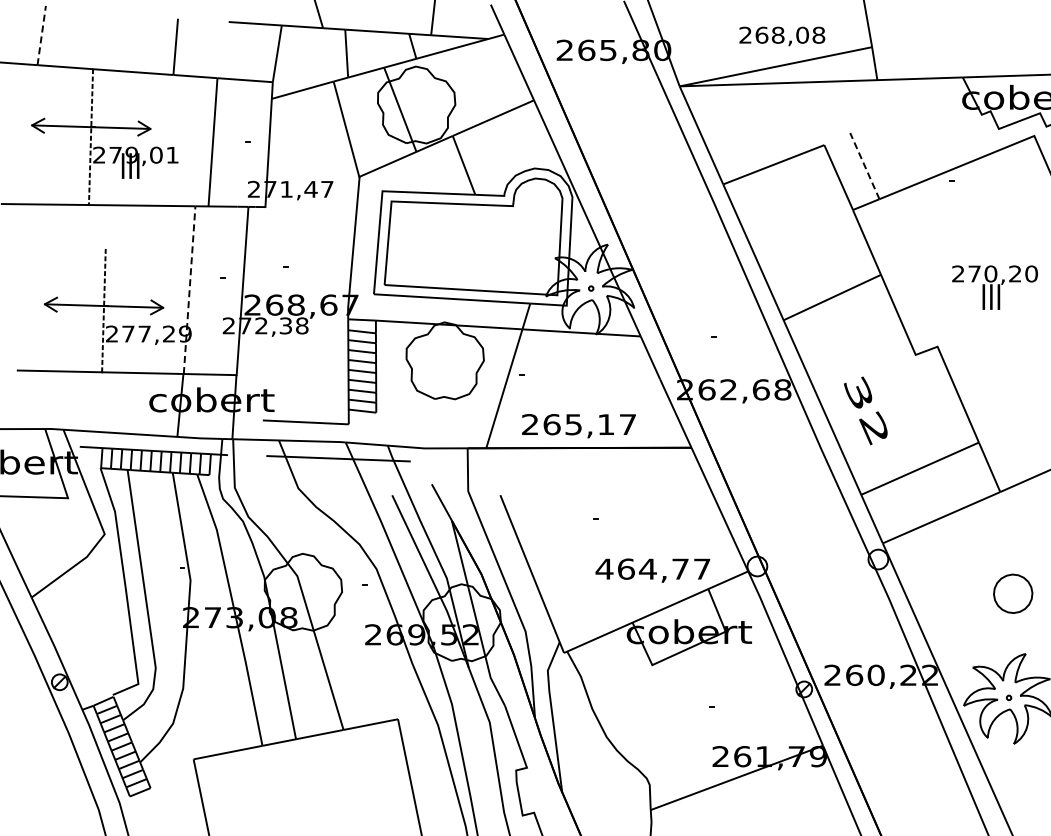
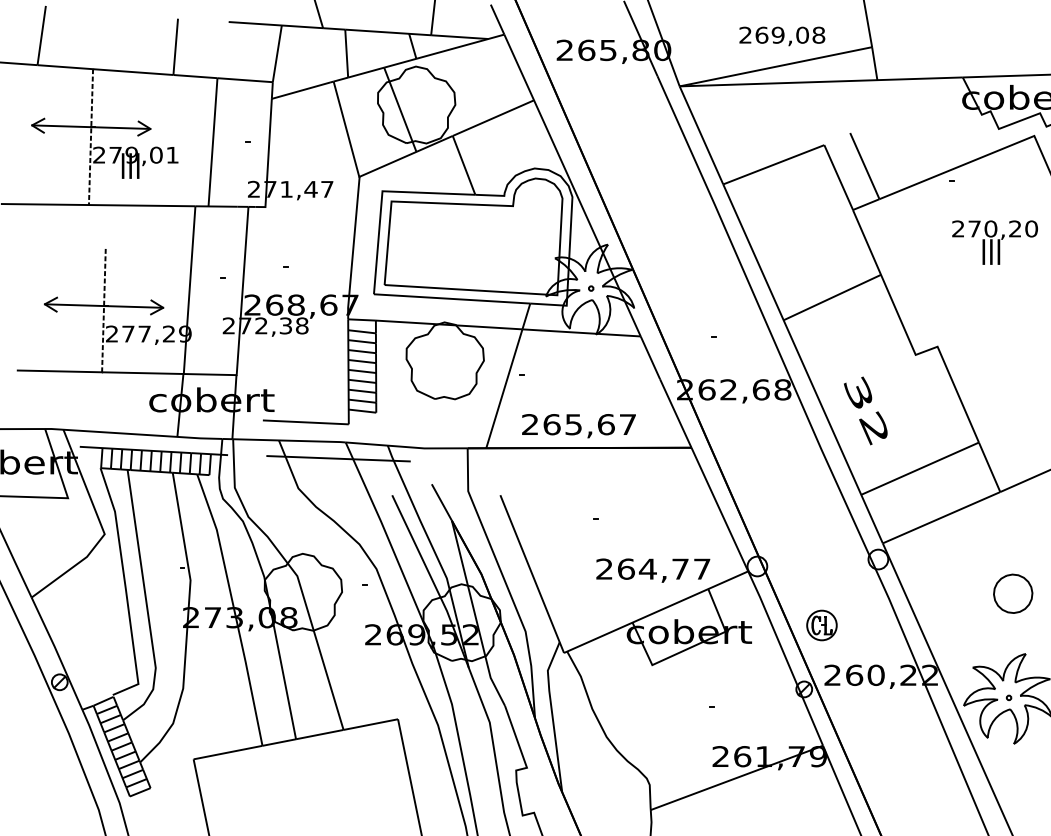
text: 268,08 -> 269,08 (777, 34)
line: dashed -> solid (41, 35)
line: dashed -> solid (864, 165)
text position: (994, 287) -> (994, 242) (994, 242)
line: dashed -> solid (189, 289)
text: 265,17 -> 265,67 (606, 424)
text: 464,77 -> 264,77 (604, 568)
part: none -> present (821, 625)
